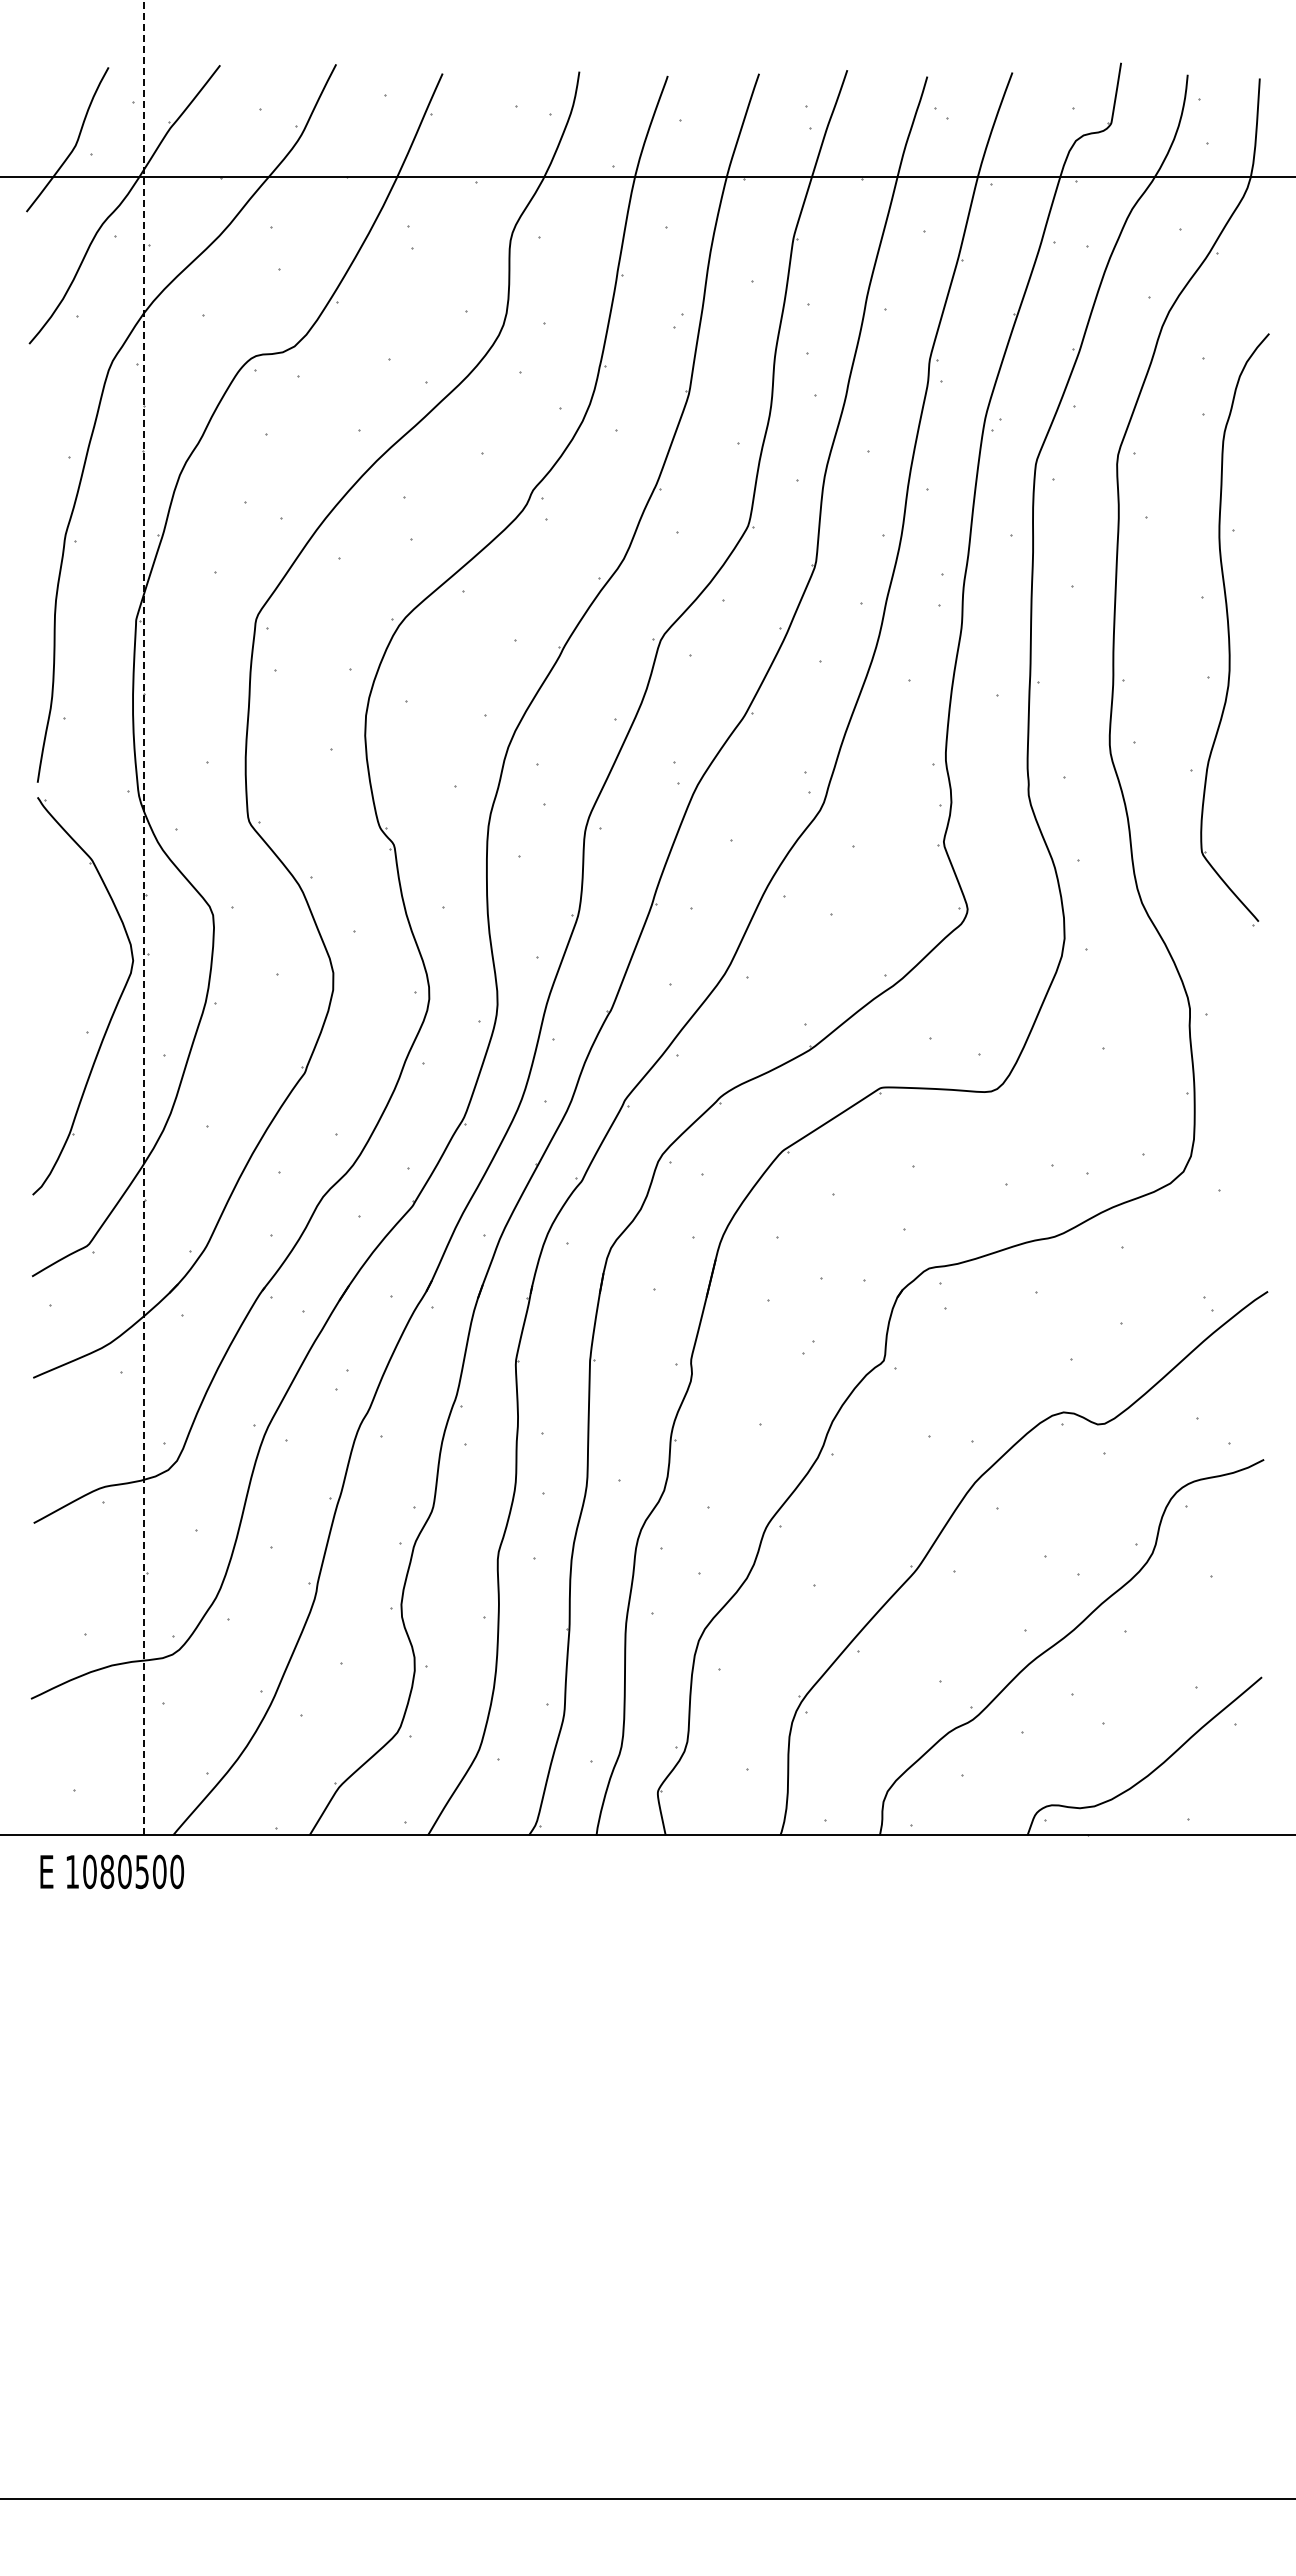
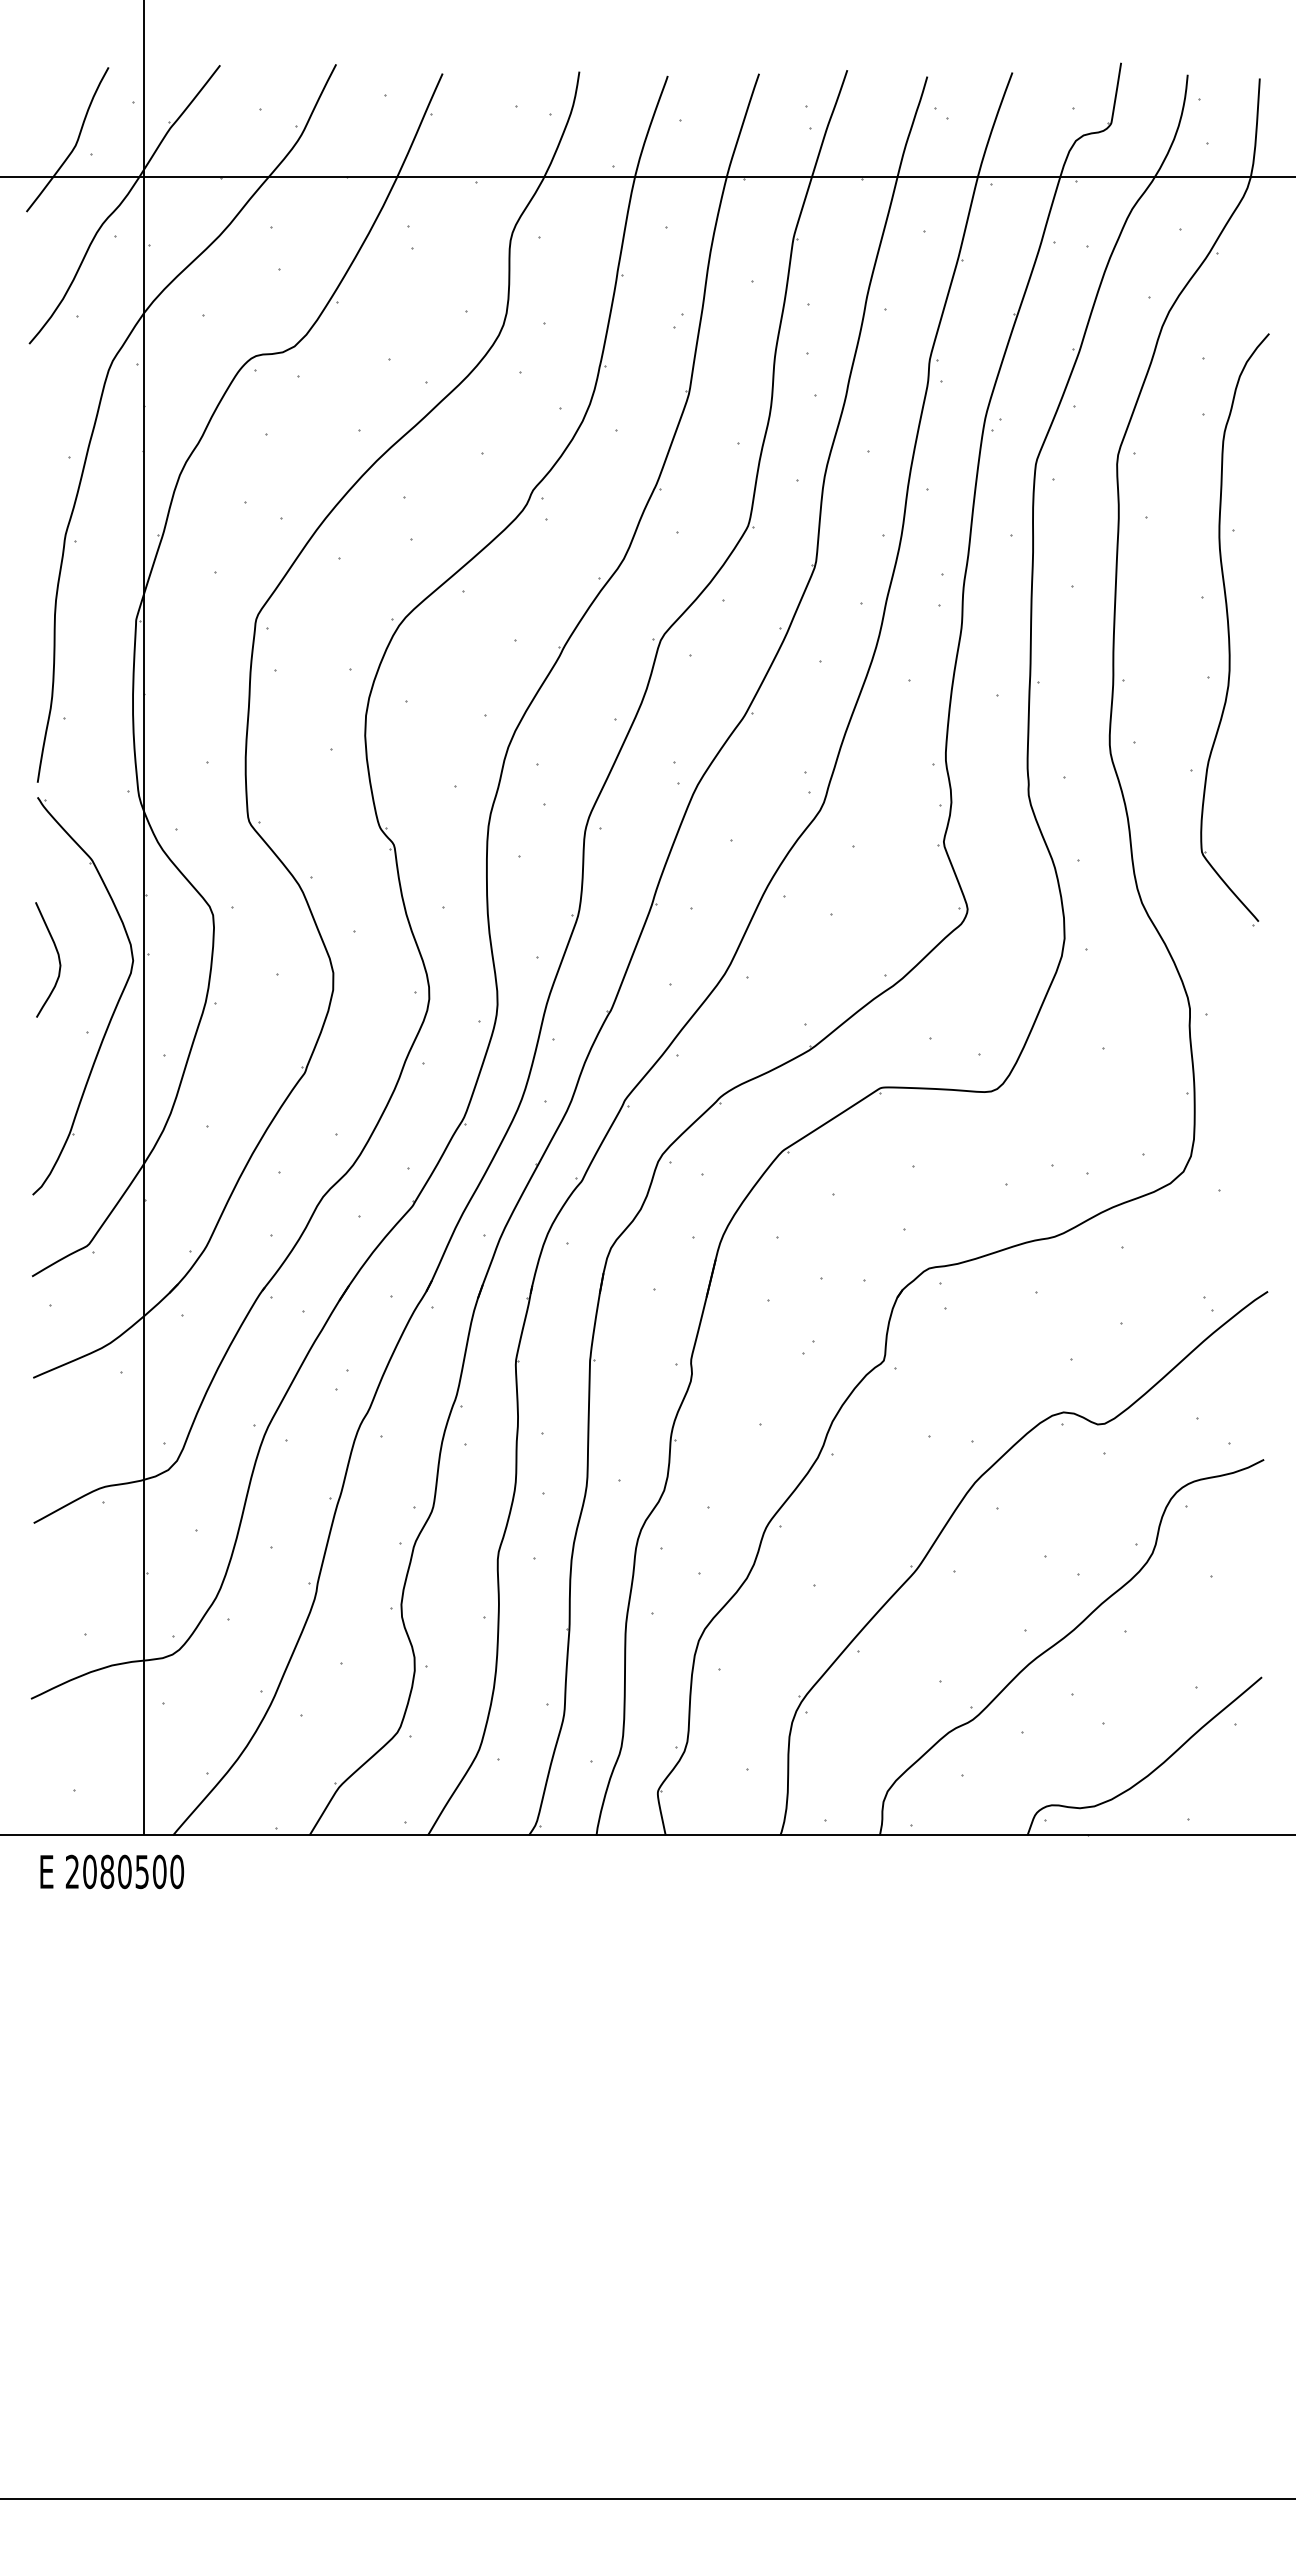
line: dashed -> solid (143, 917)
curve: none -> present (57, 955)
text: 1080500 -> 2080500 (71, 1871)
